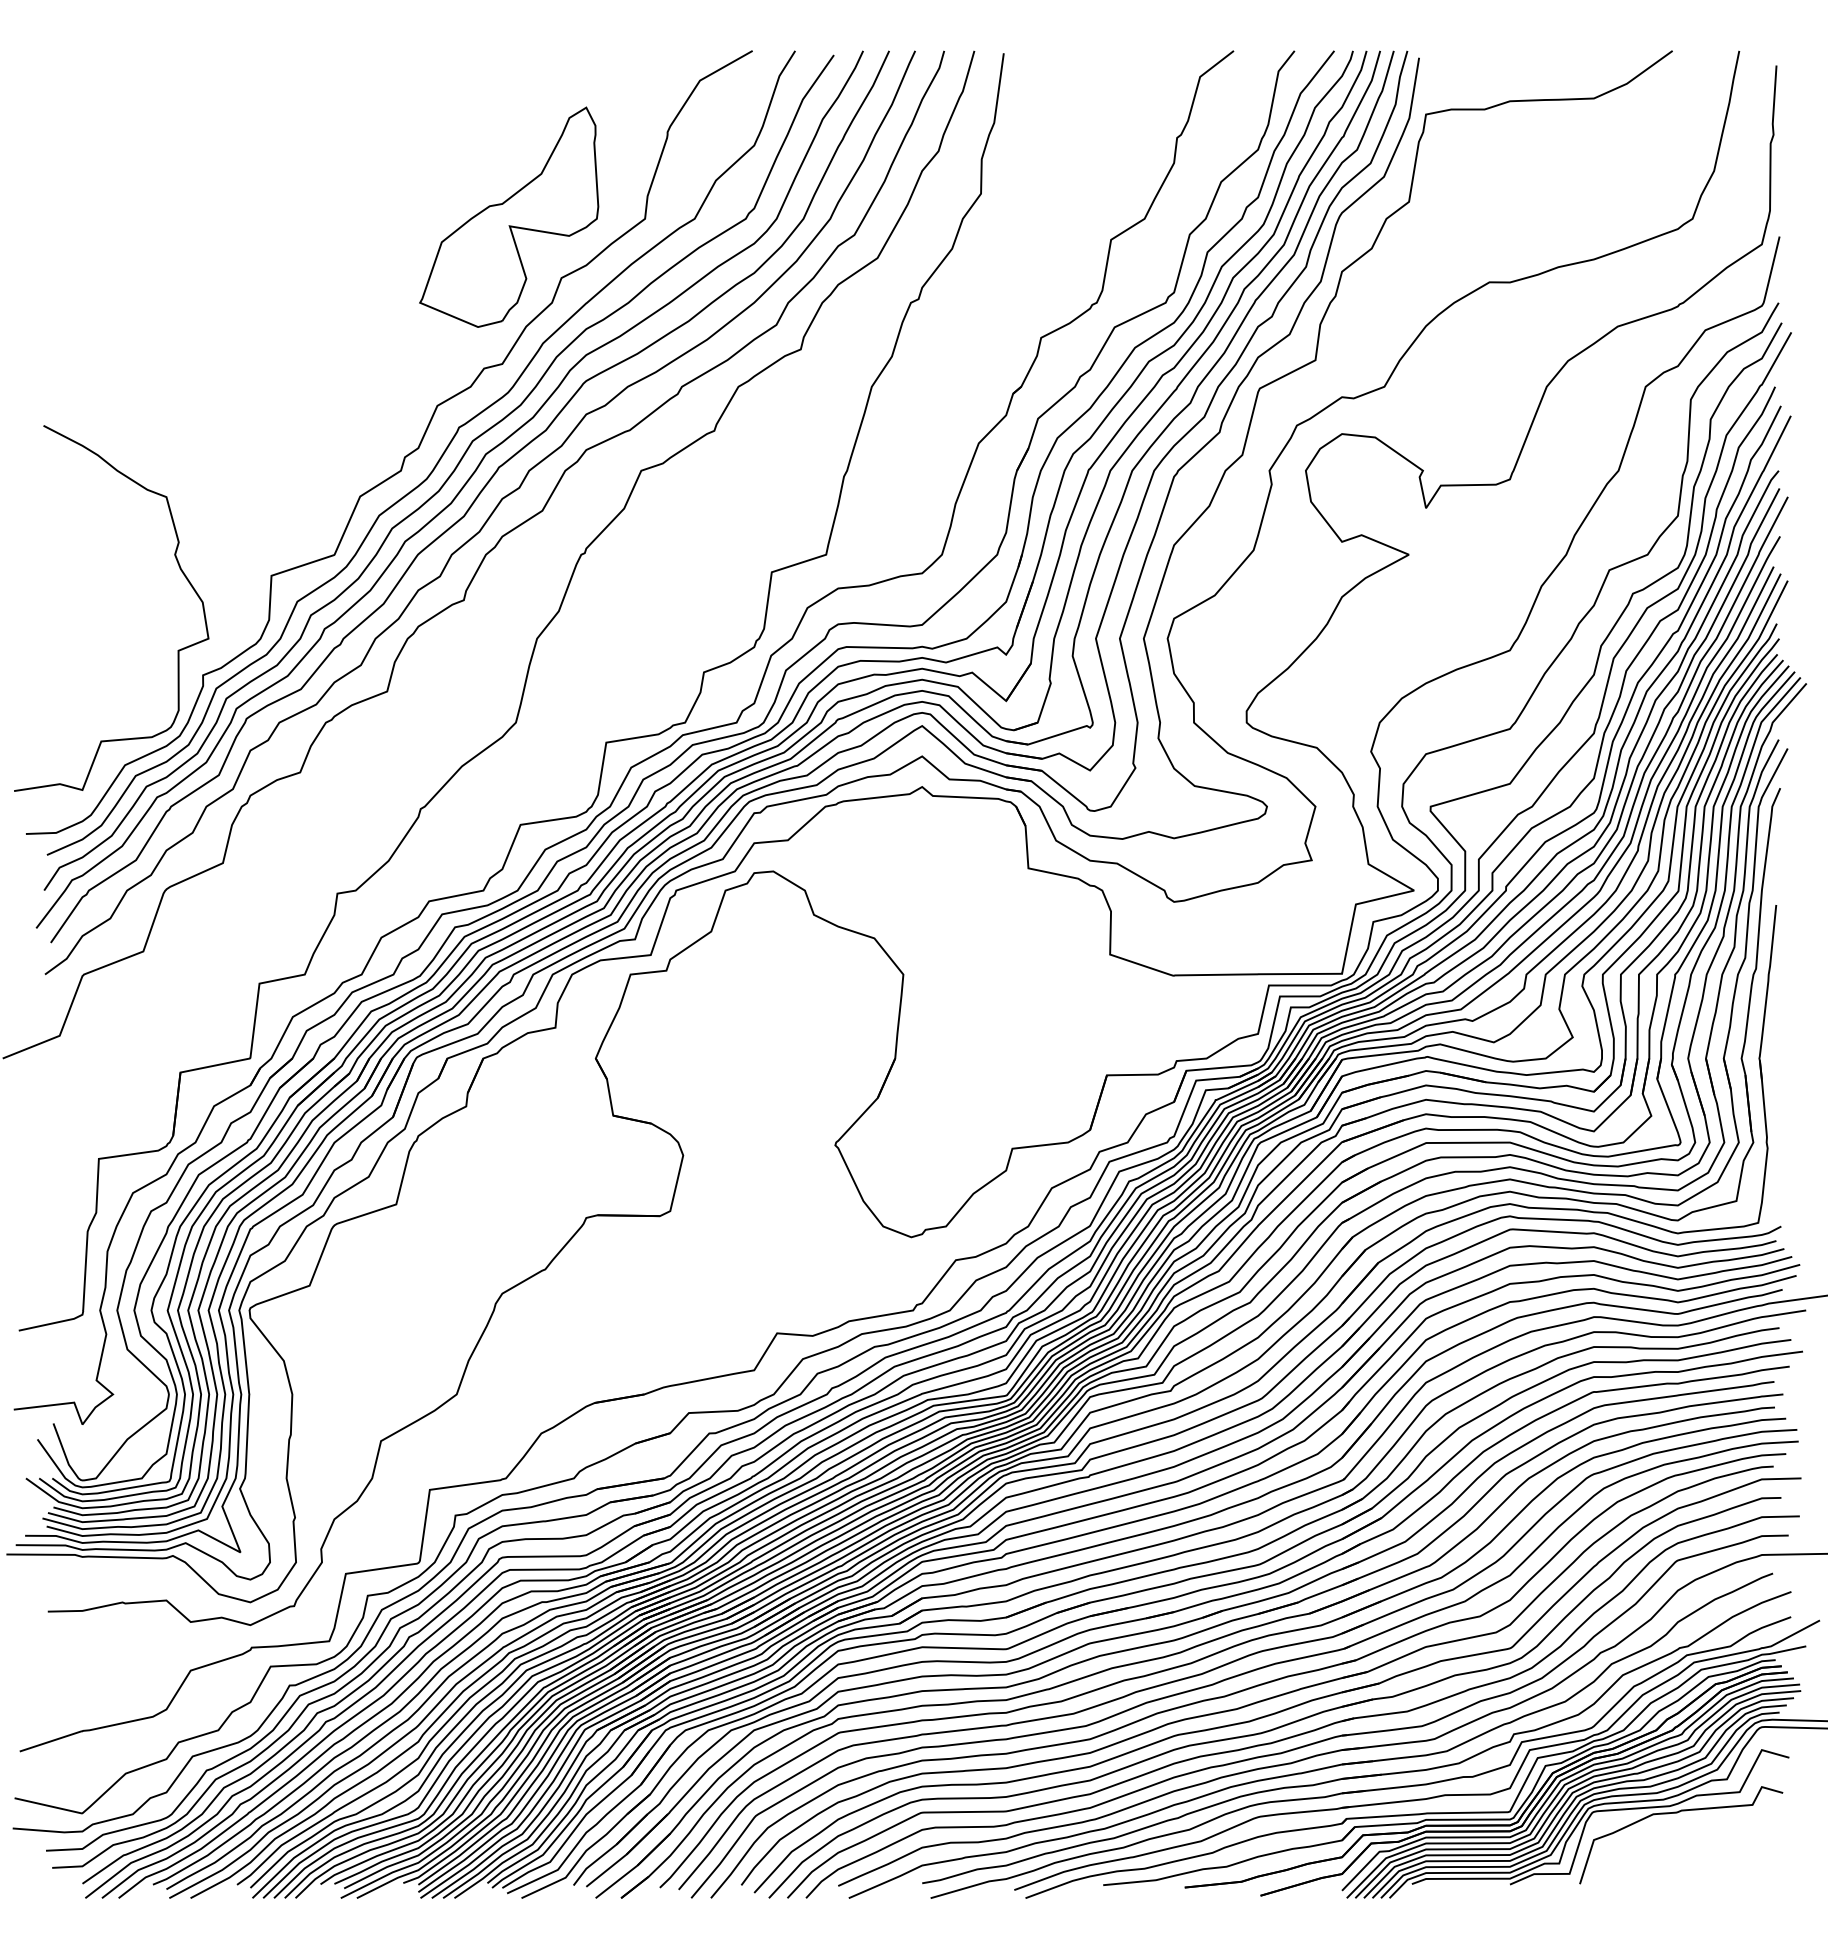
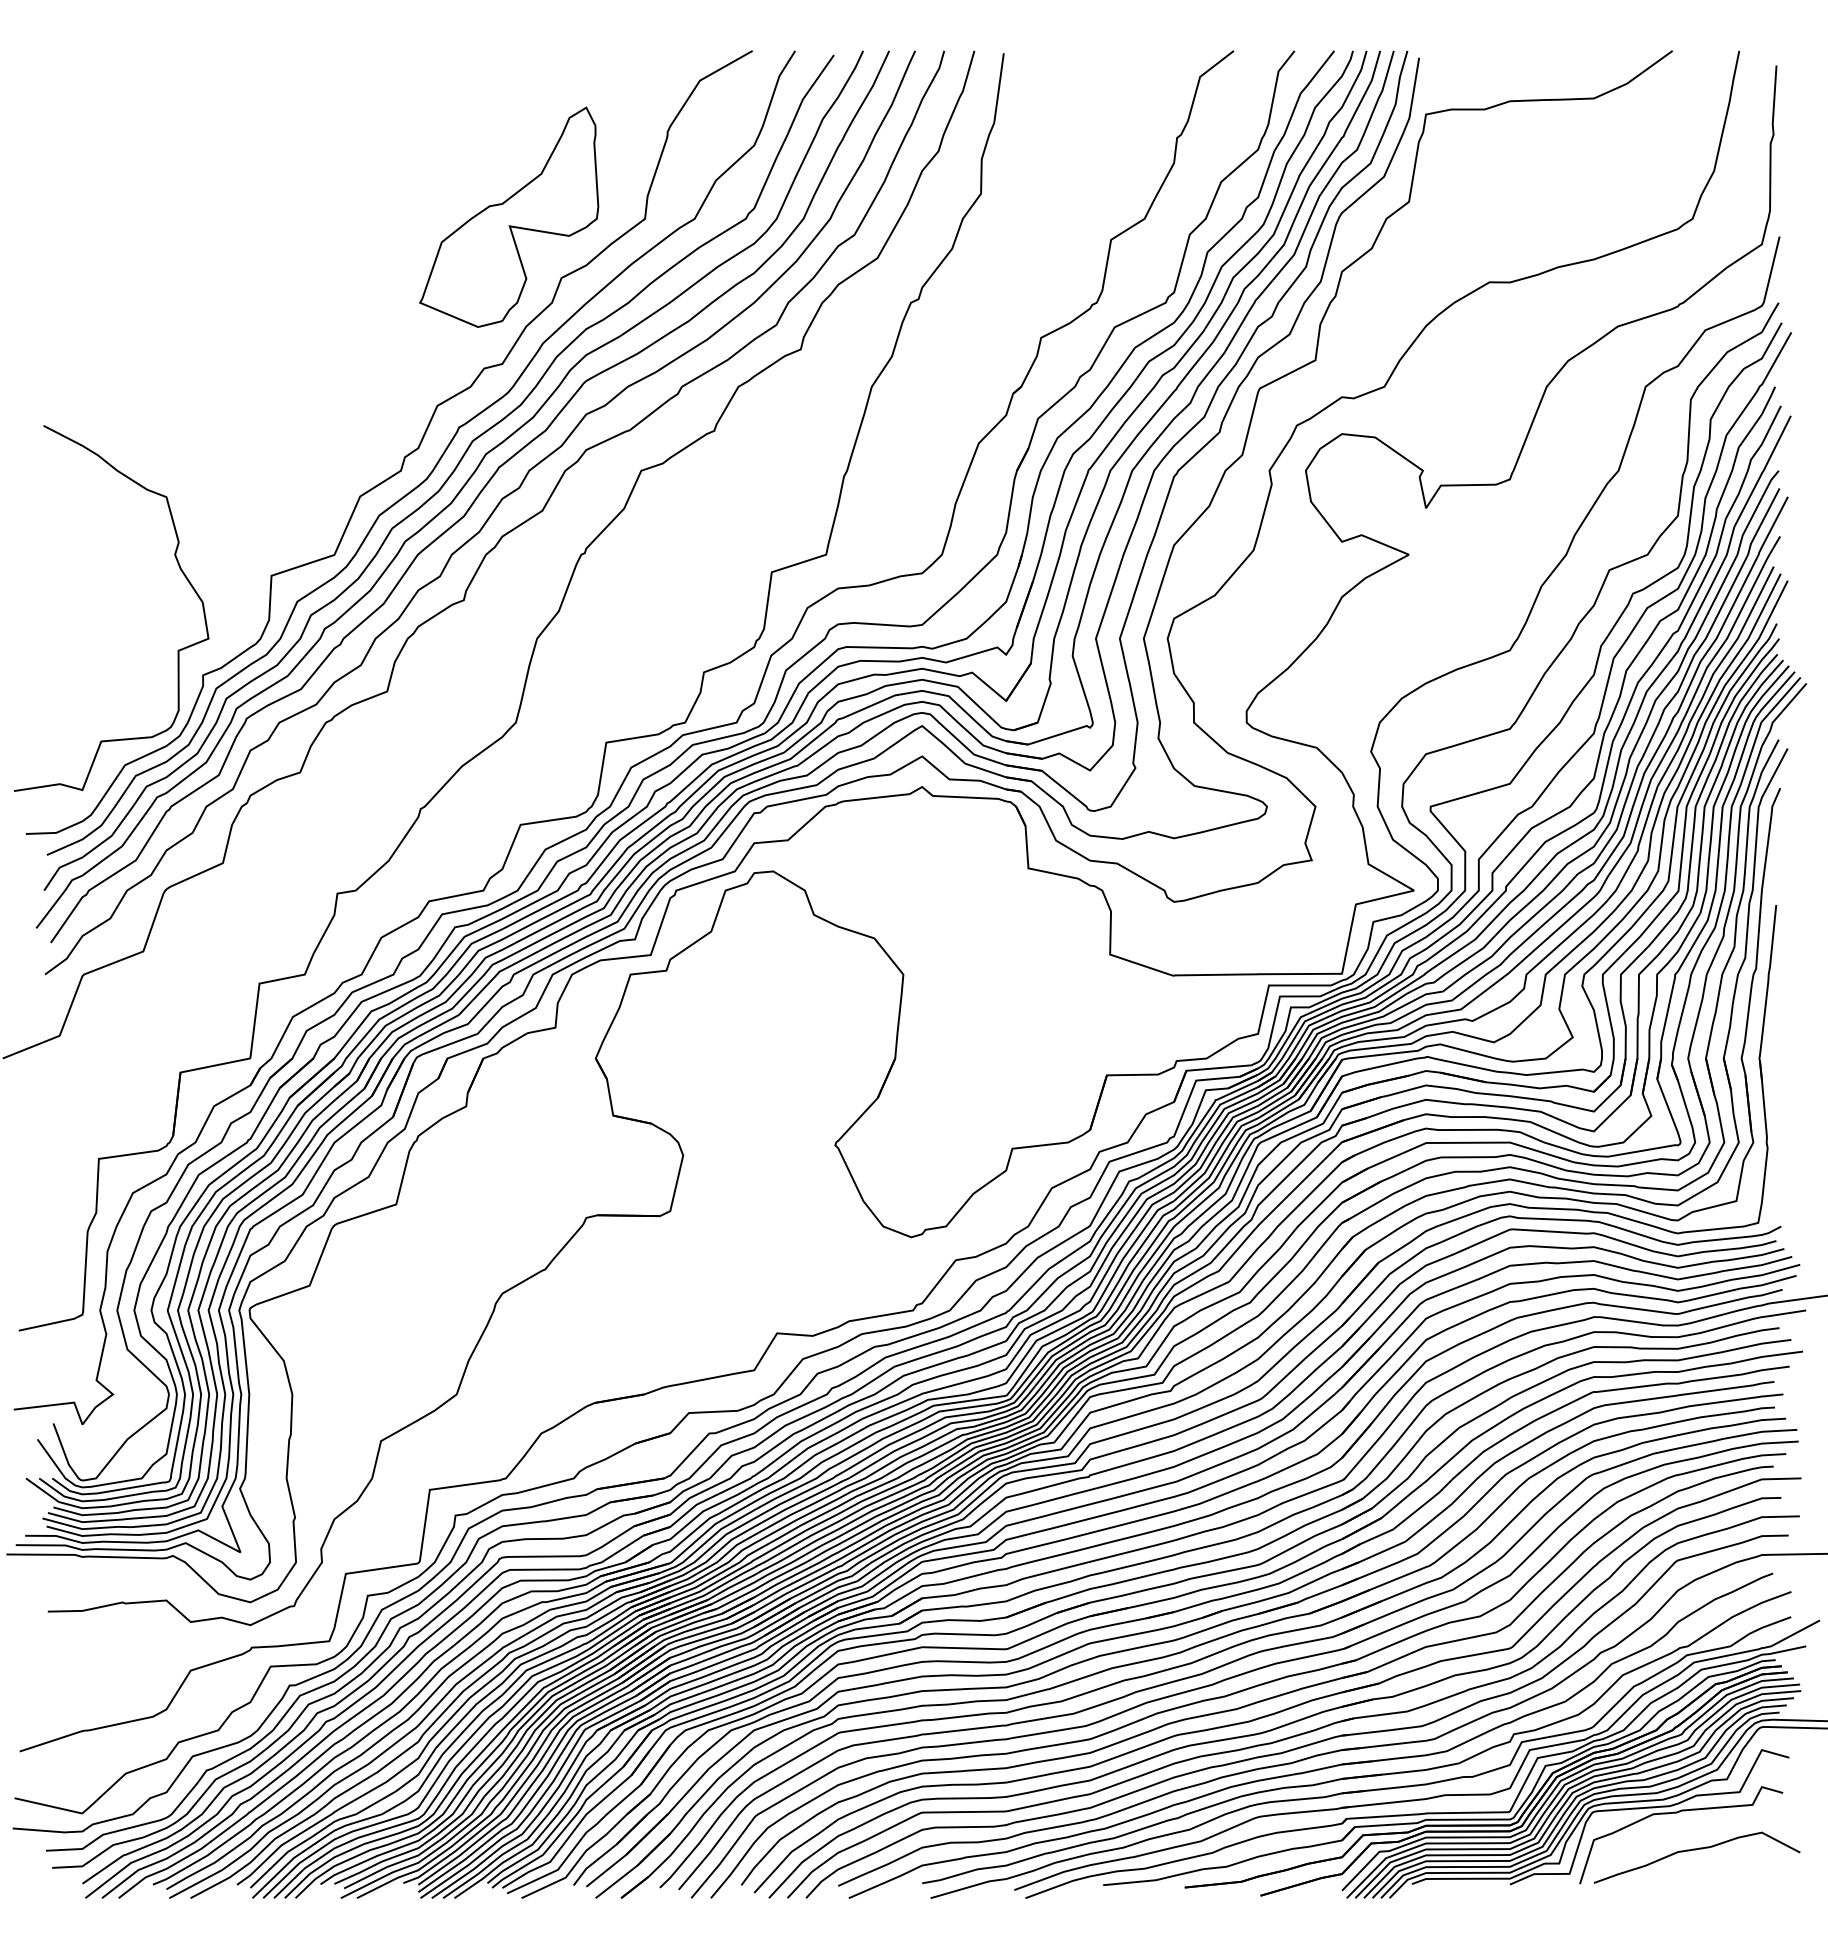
curve: none -> present (1696, 1850)
